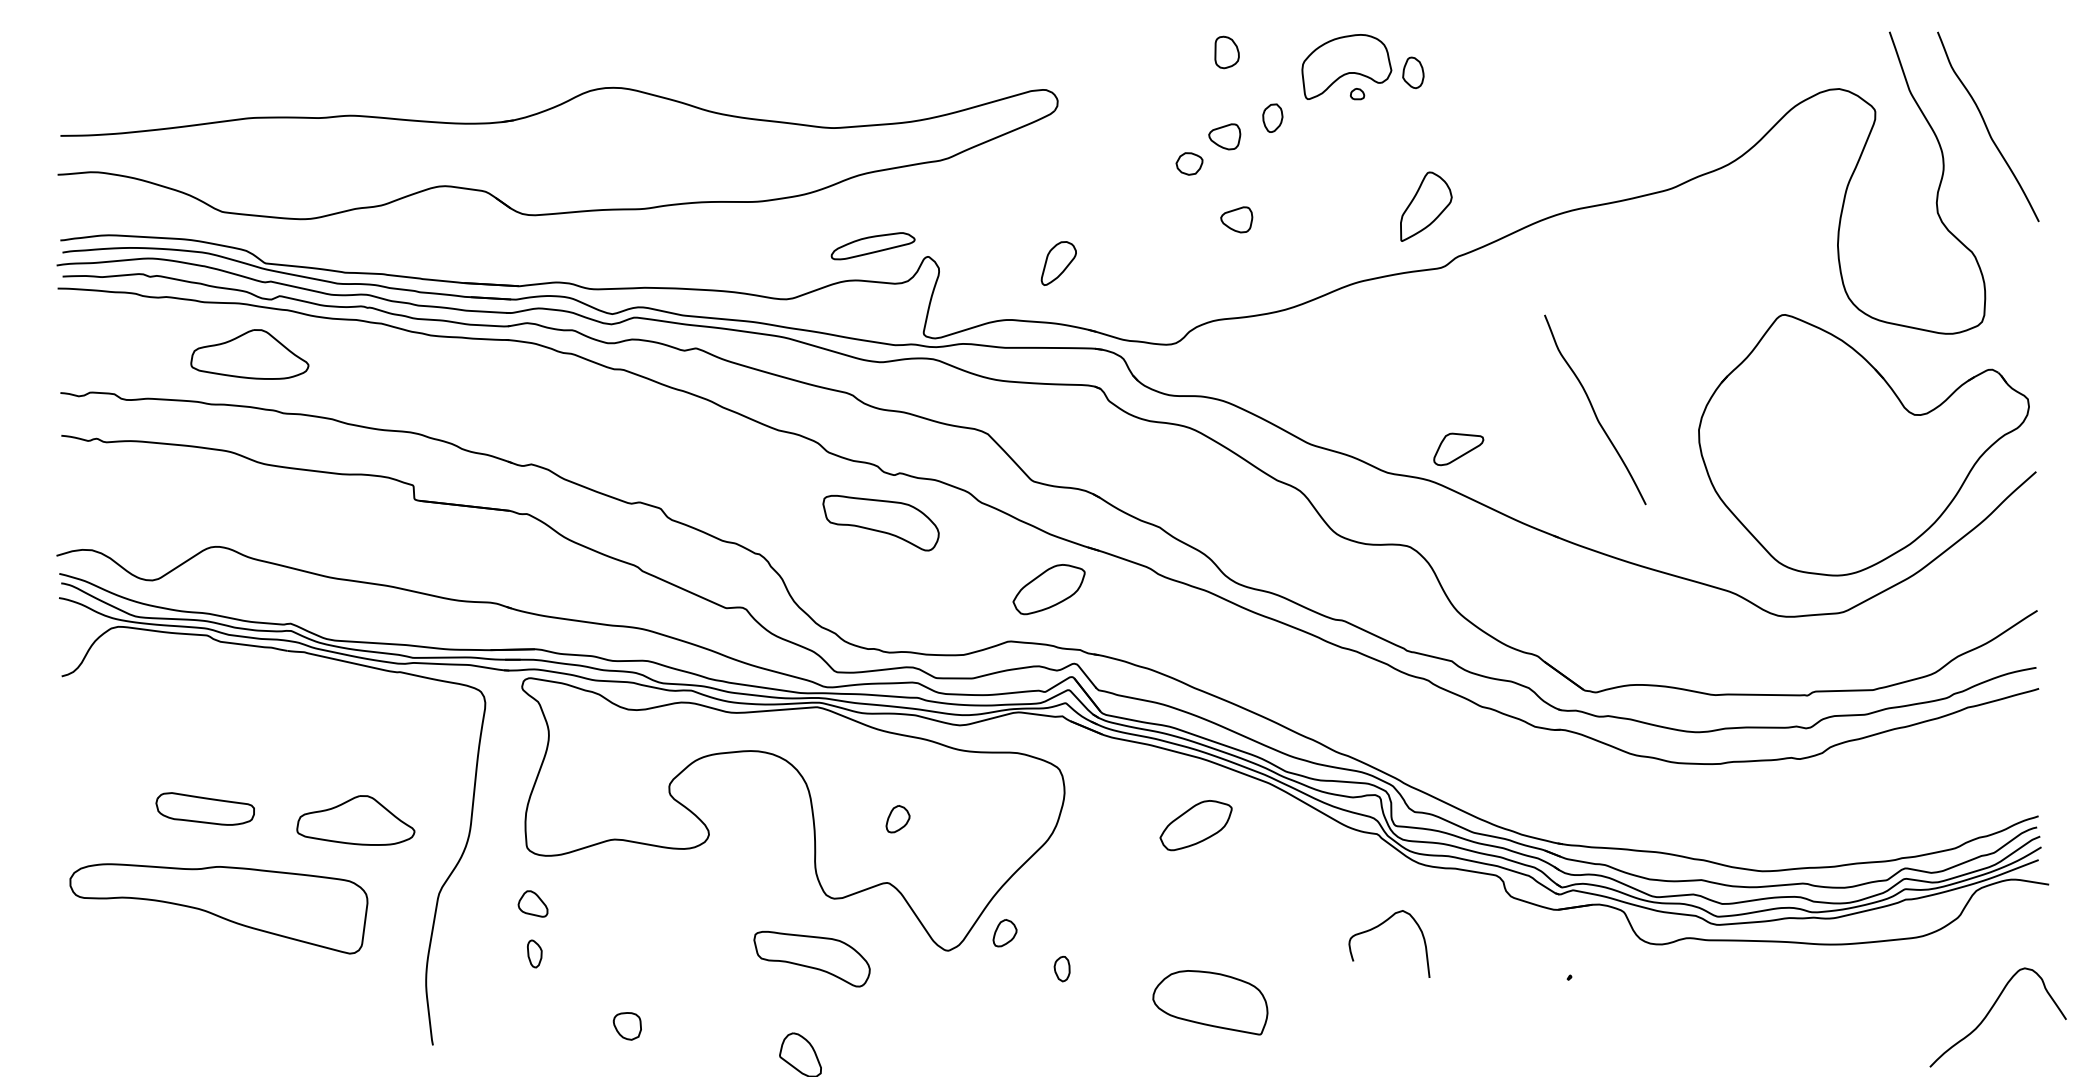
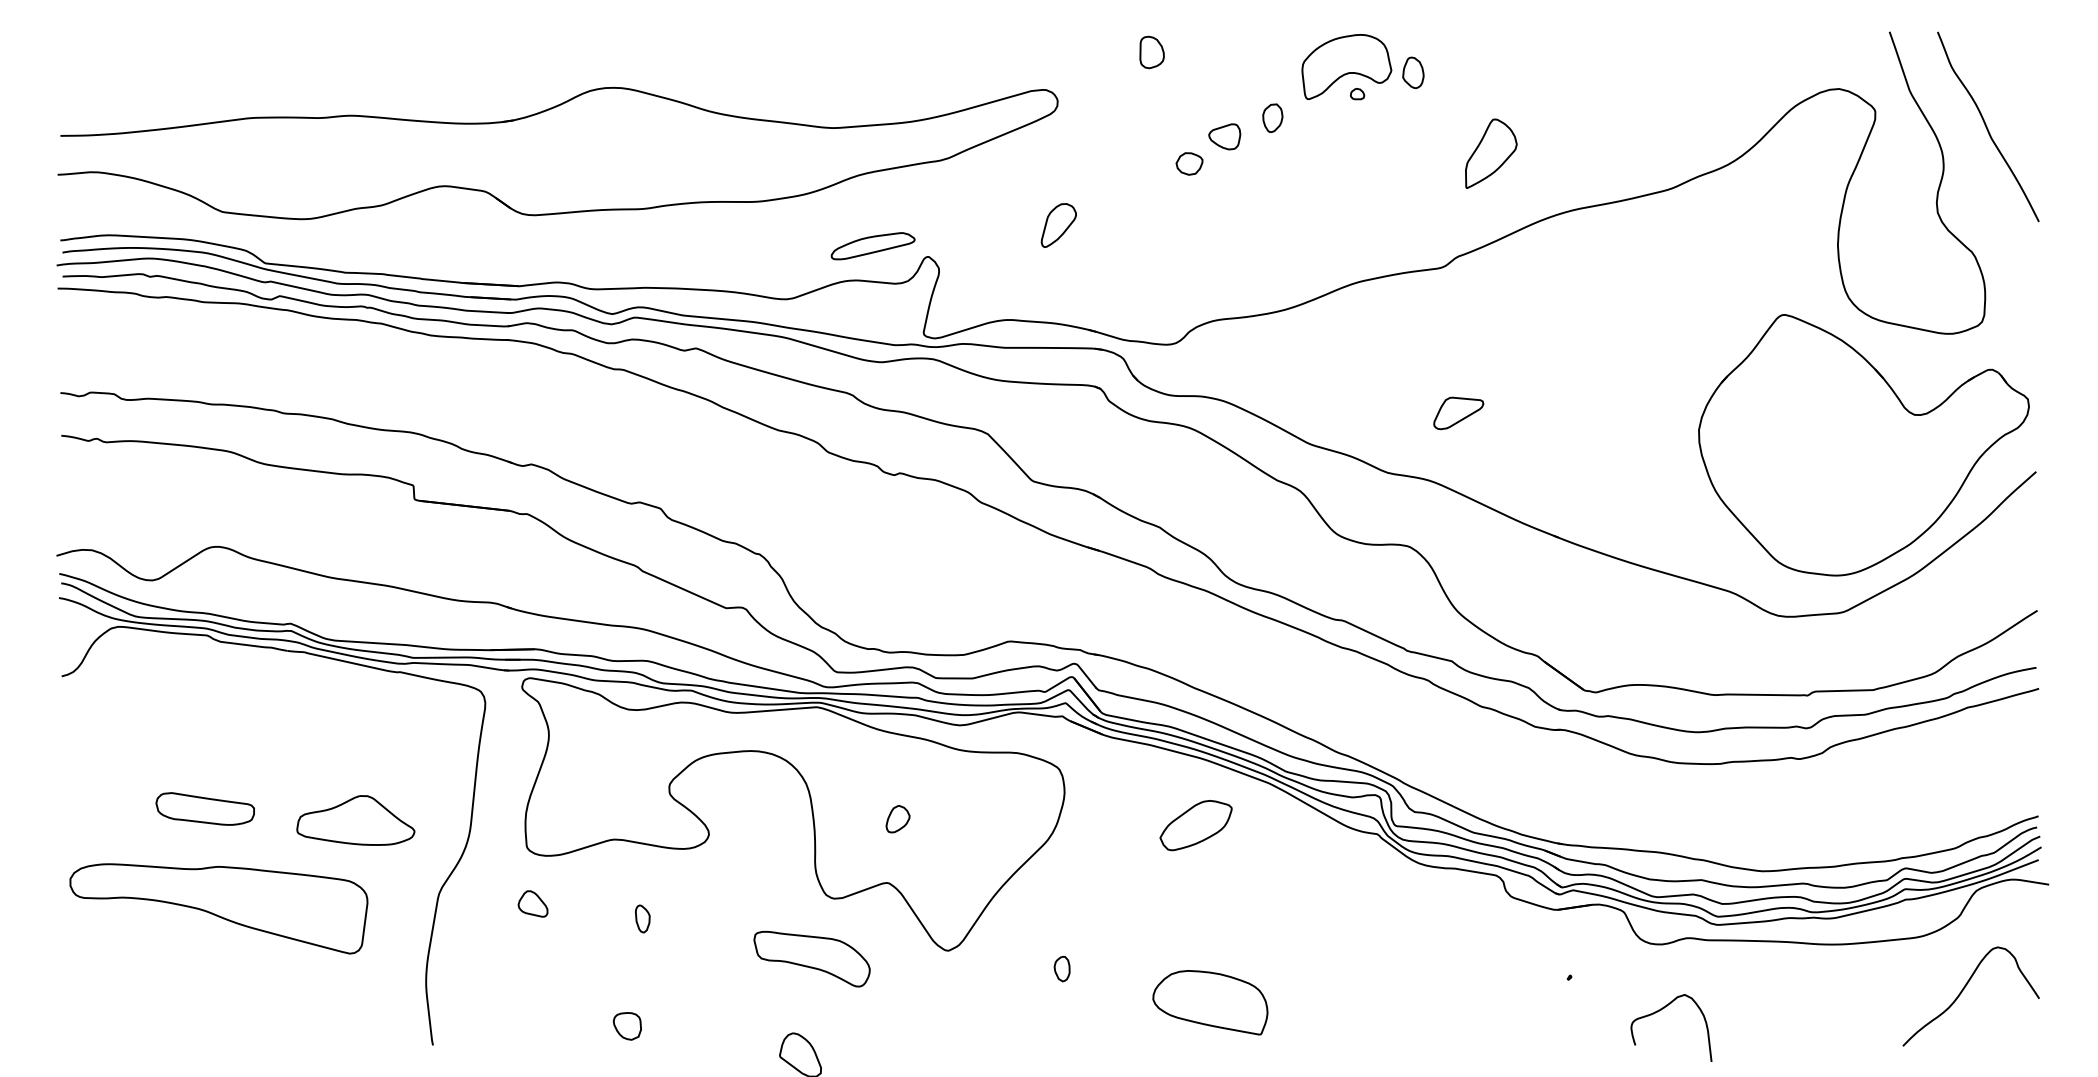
part position: (1226, 52) -> (1151, 52) (1151, 52)
part position: (1426, 206) -> (1491, 153) (1491, 153)
part: present -> none (1236, 219)
part position: (1058, 263) -> (1058, 225) (1058, 225)
part: present -> none (249, 354)
curve: present -> none (1594, 409)
part position: (1458, 449) -> (1458, 413) (1458, 413)
part: present -> none (880, 523)
part: present -> none (1048, 589)
curve position: (1379, 926) -> (1661, 1010) (1661, 1010)
part: present -> none (1004, 933)
part position: (534, 953) -> (642, 918) (642, 918)
curve position: (1989, 1013) -> (1962, 992) (1962, 992)
